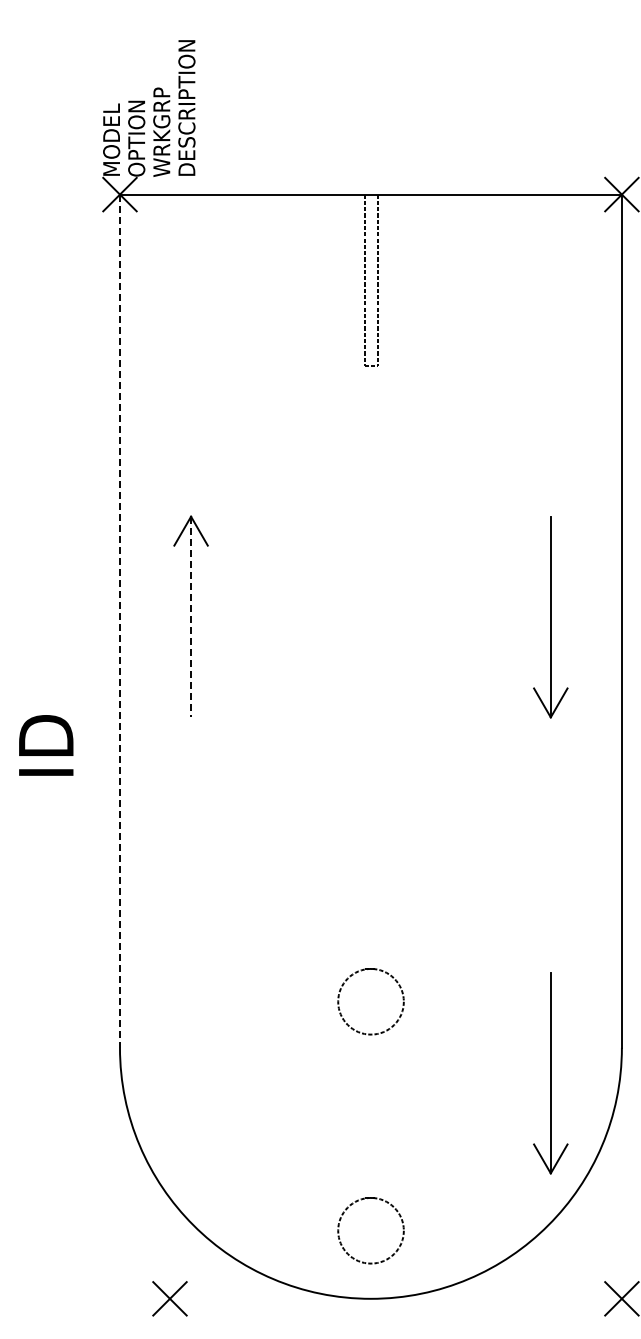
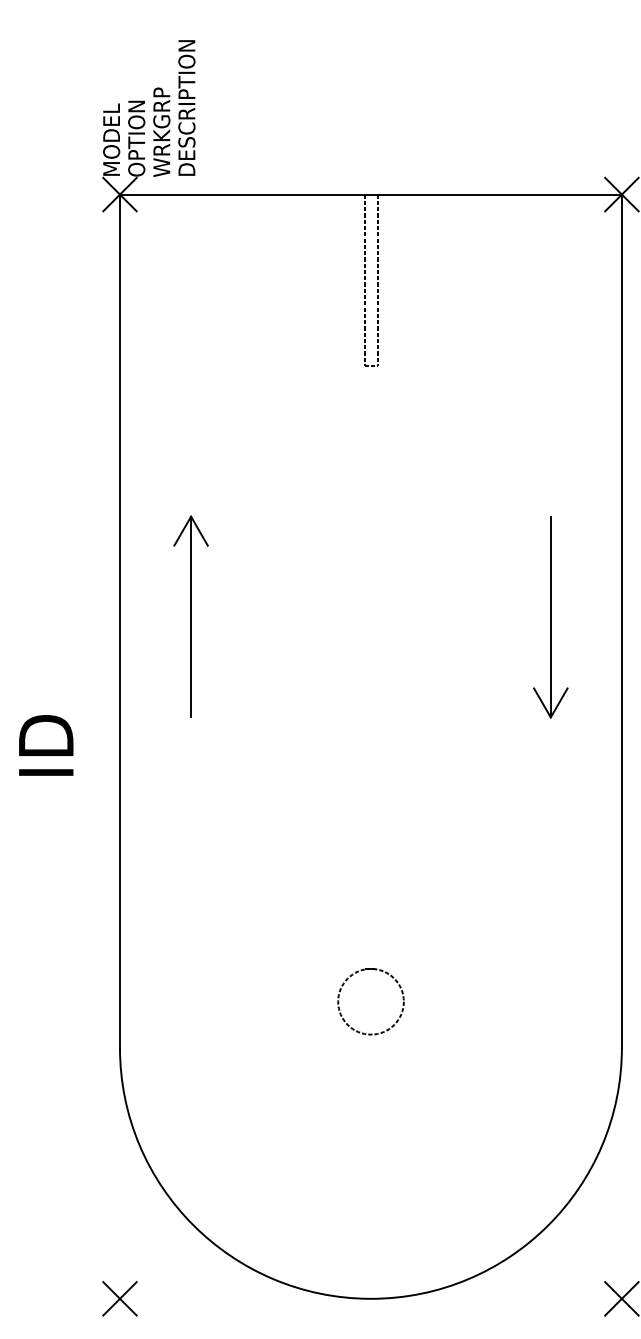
line: dashed -> solid (191, 617)
line: dashed -> solid (119, 621)
part: present -> none (550, 1073)
circle: present -> none (370, 1230)
part position: (169, 1298) -> (119, 1298) (119, 1298)
